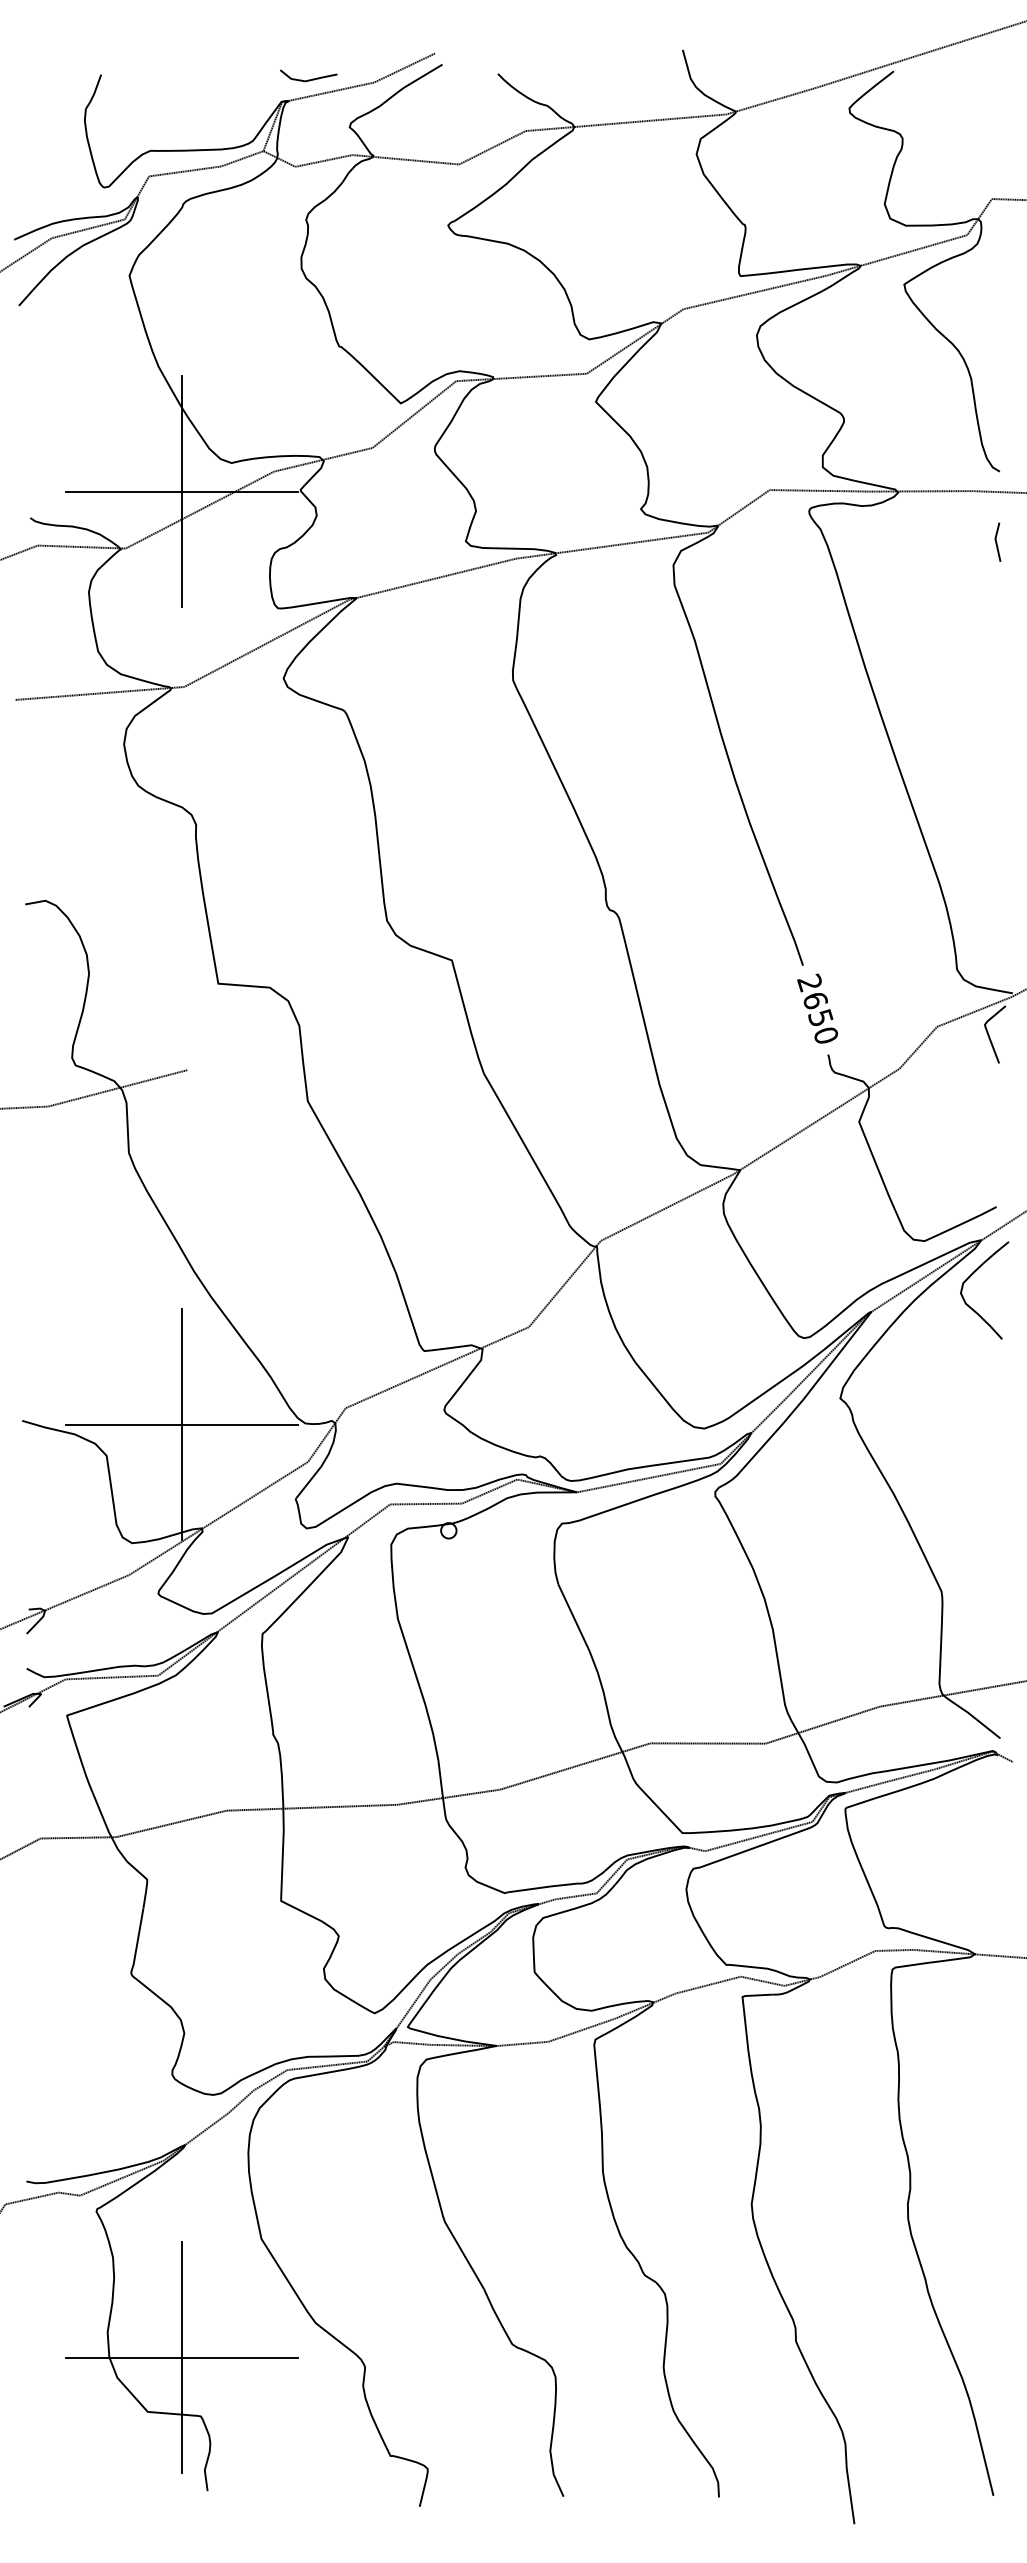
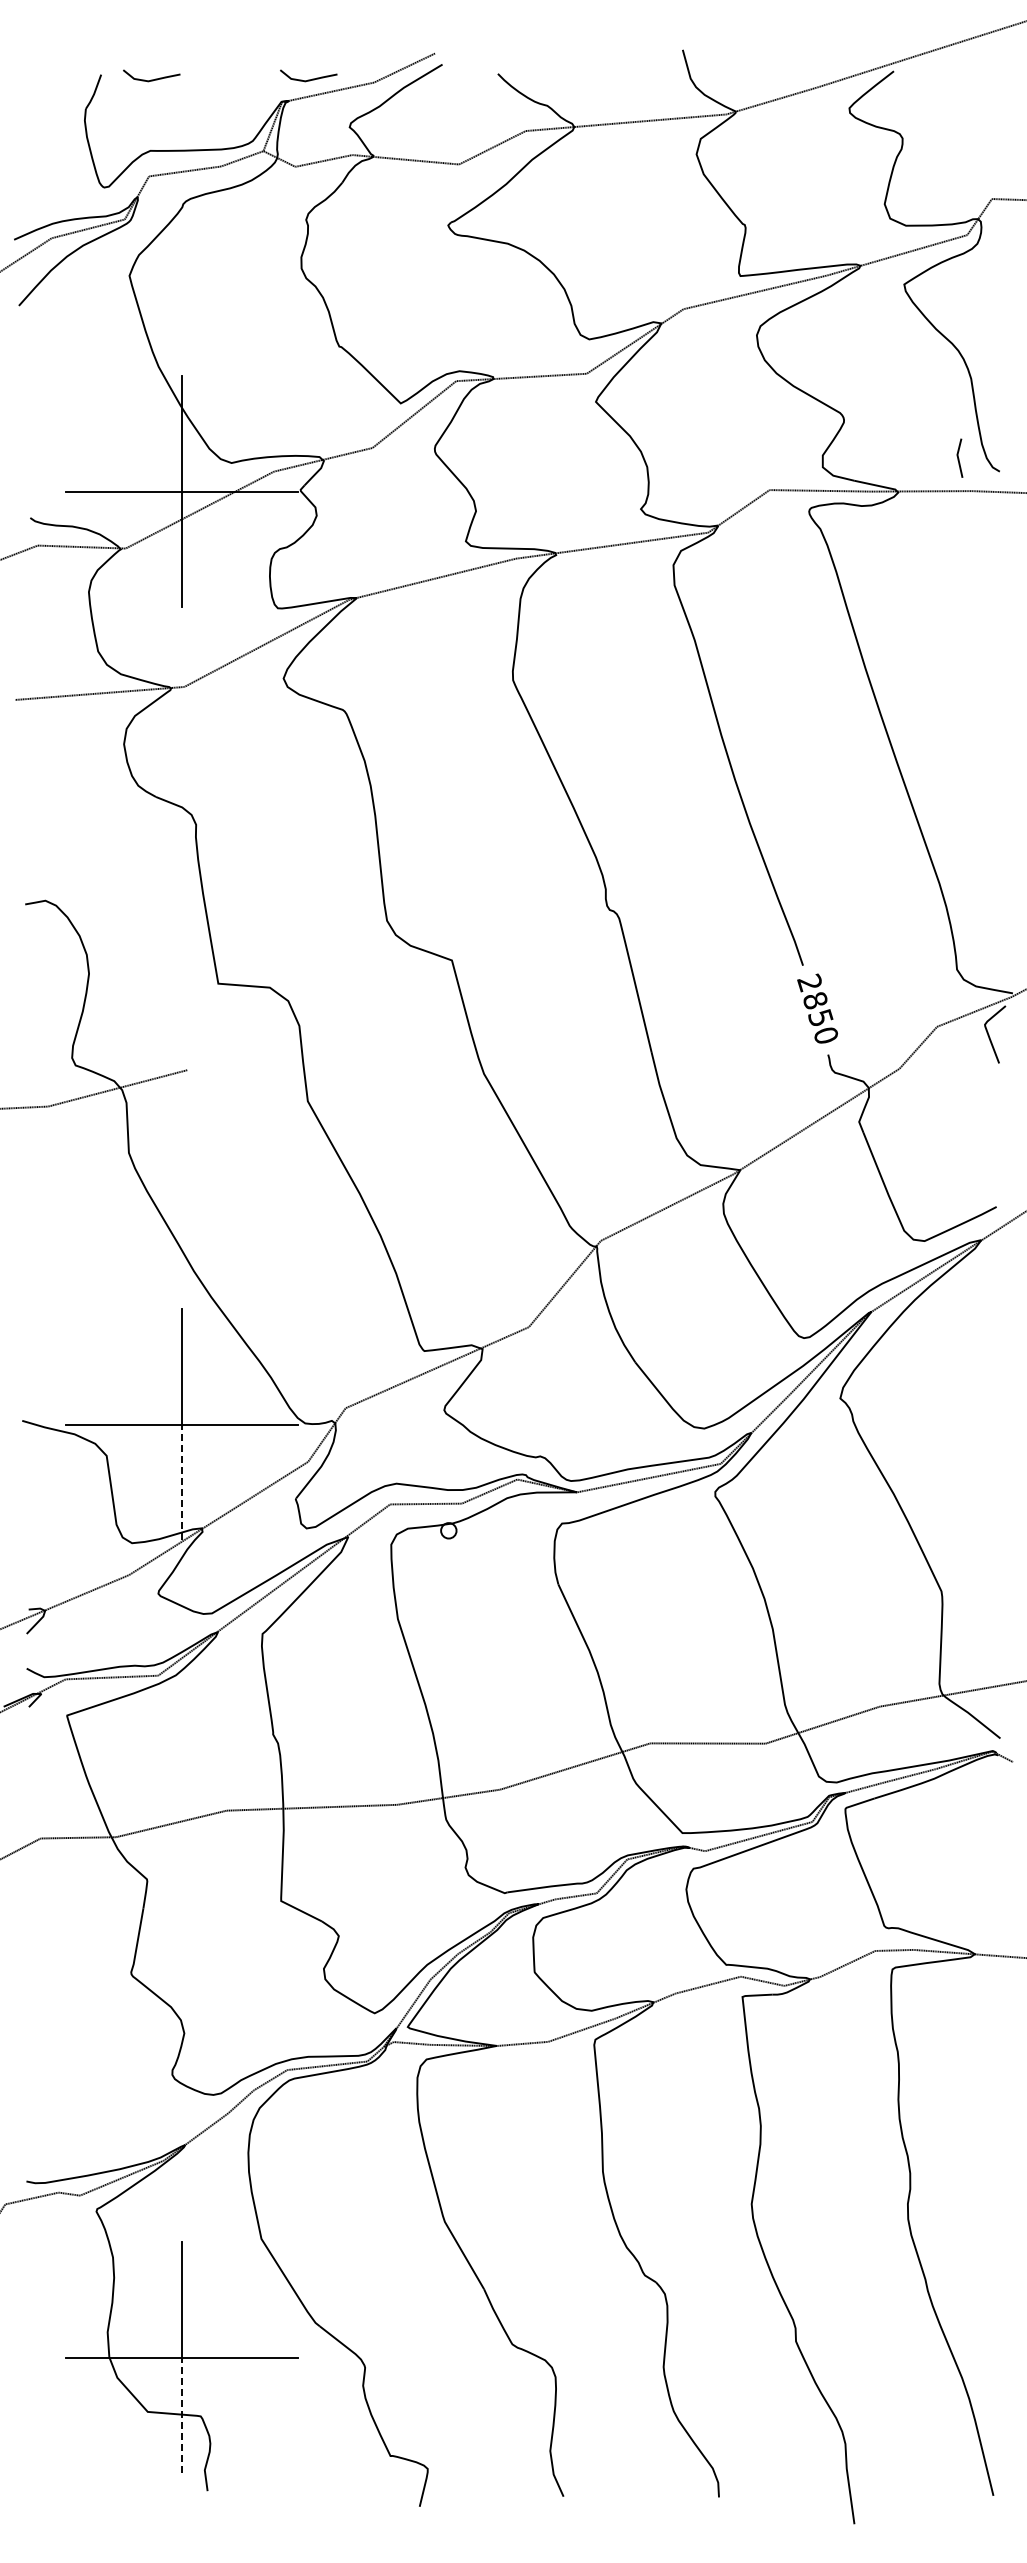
line: none -> present (151, 79)
line position: (996, 541) -> (958, 457) (958, 457)
text: 2650 -> 2850 (815, 1000)
curve: present -> none (971, 1276)
line: solid -> dashed (181, 1482)
line: solid -> dashed (181, 2415)
